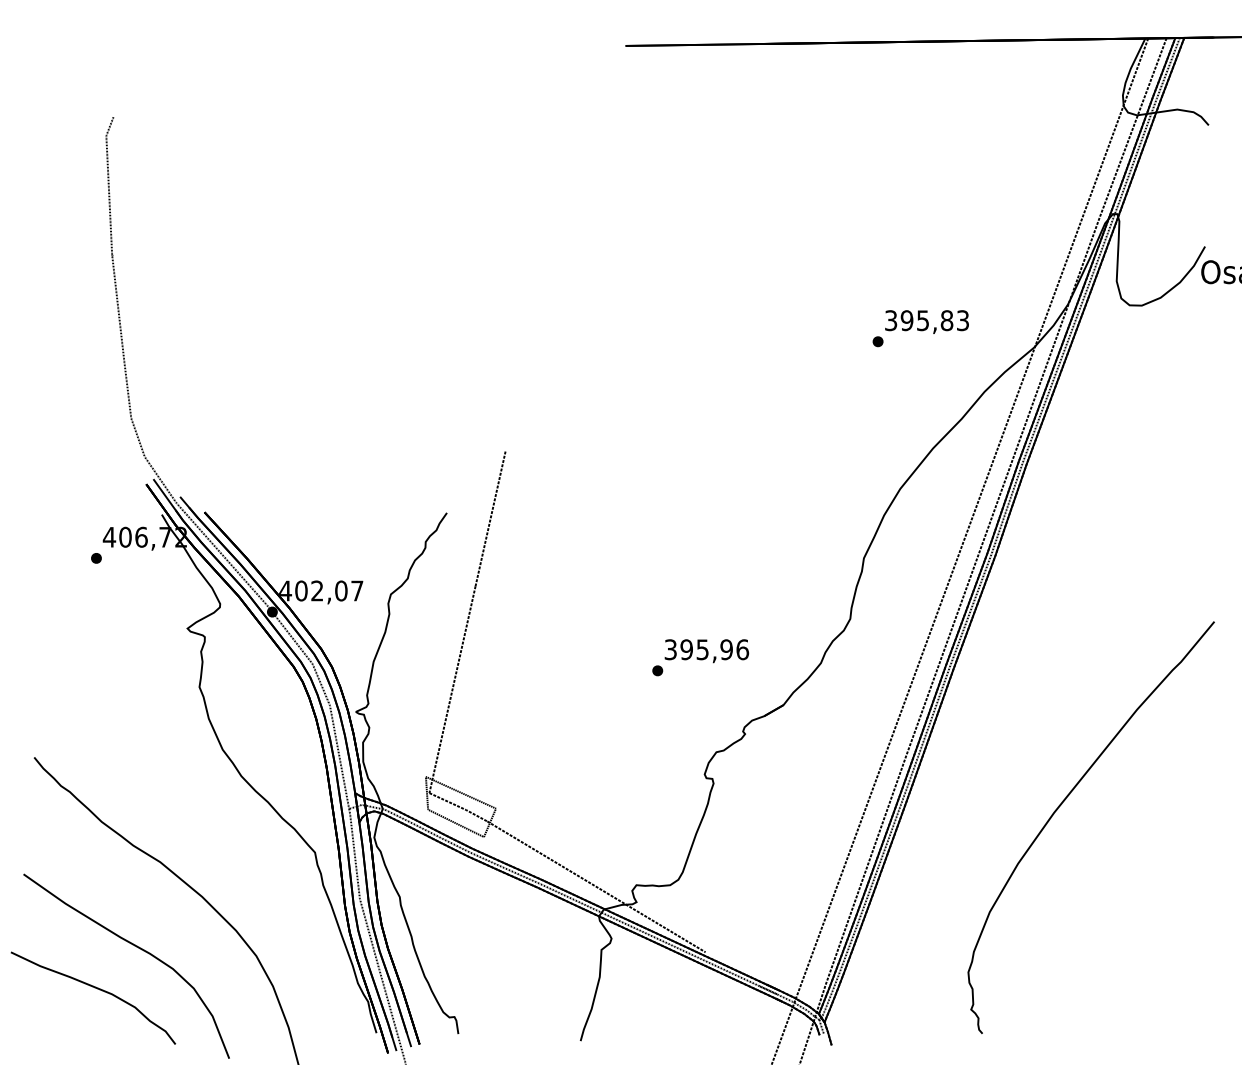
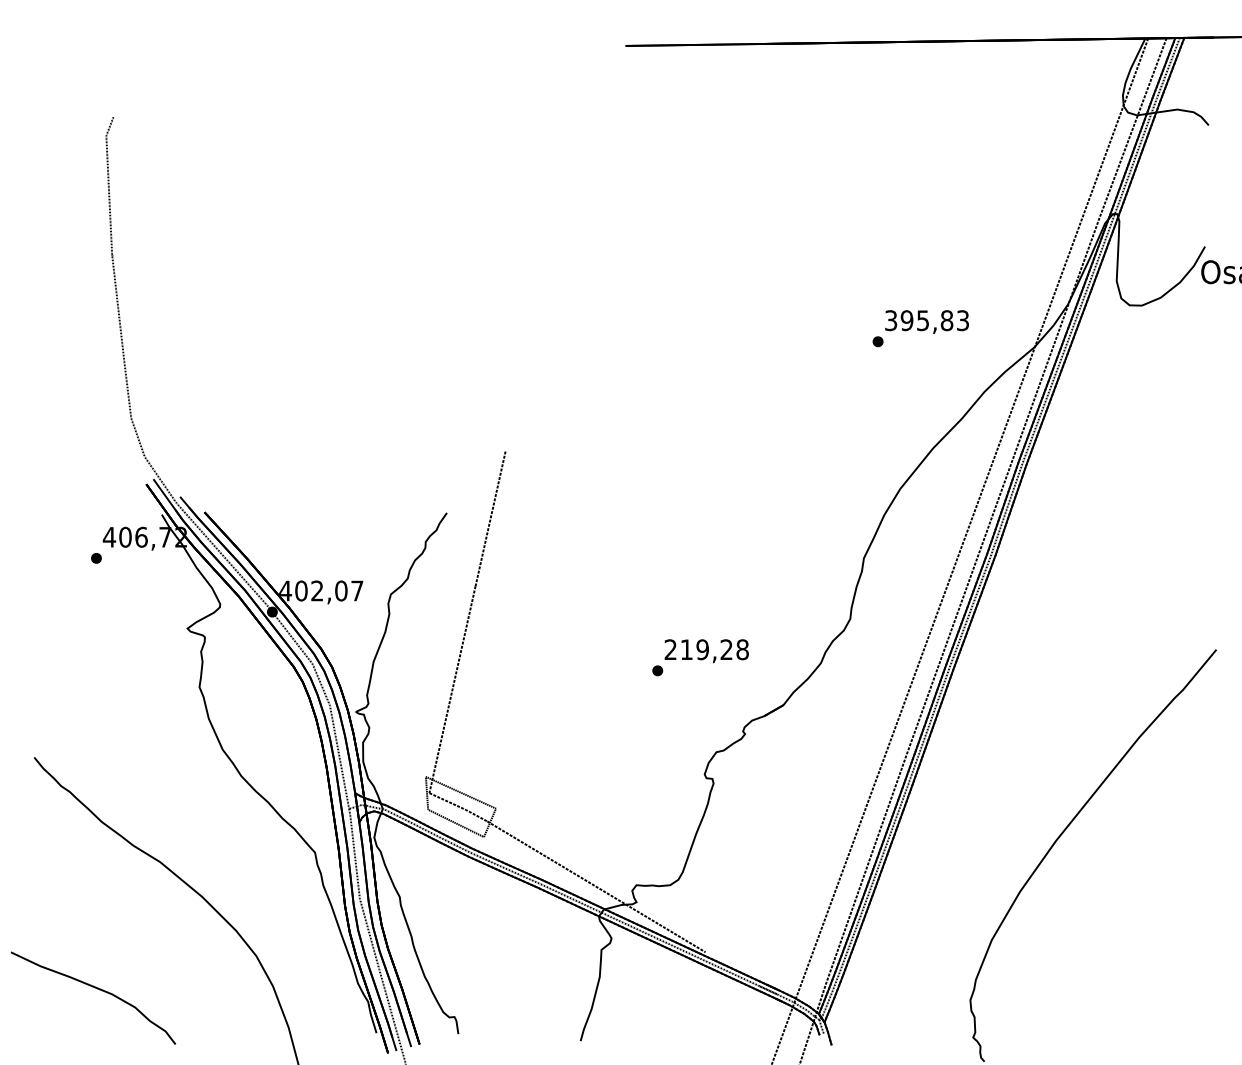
text: 395,96 -> 219,28 (706, 649)
curve position: (1062, 804) -> (1064, 832) (1064, 832)
curve: present -> none (136, 947)
